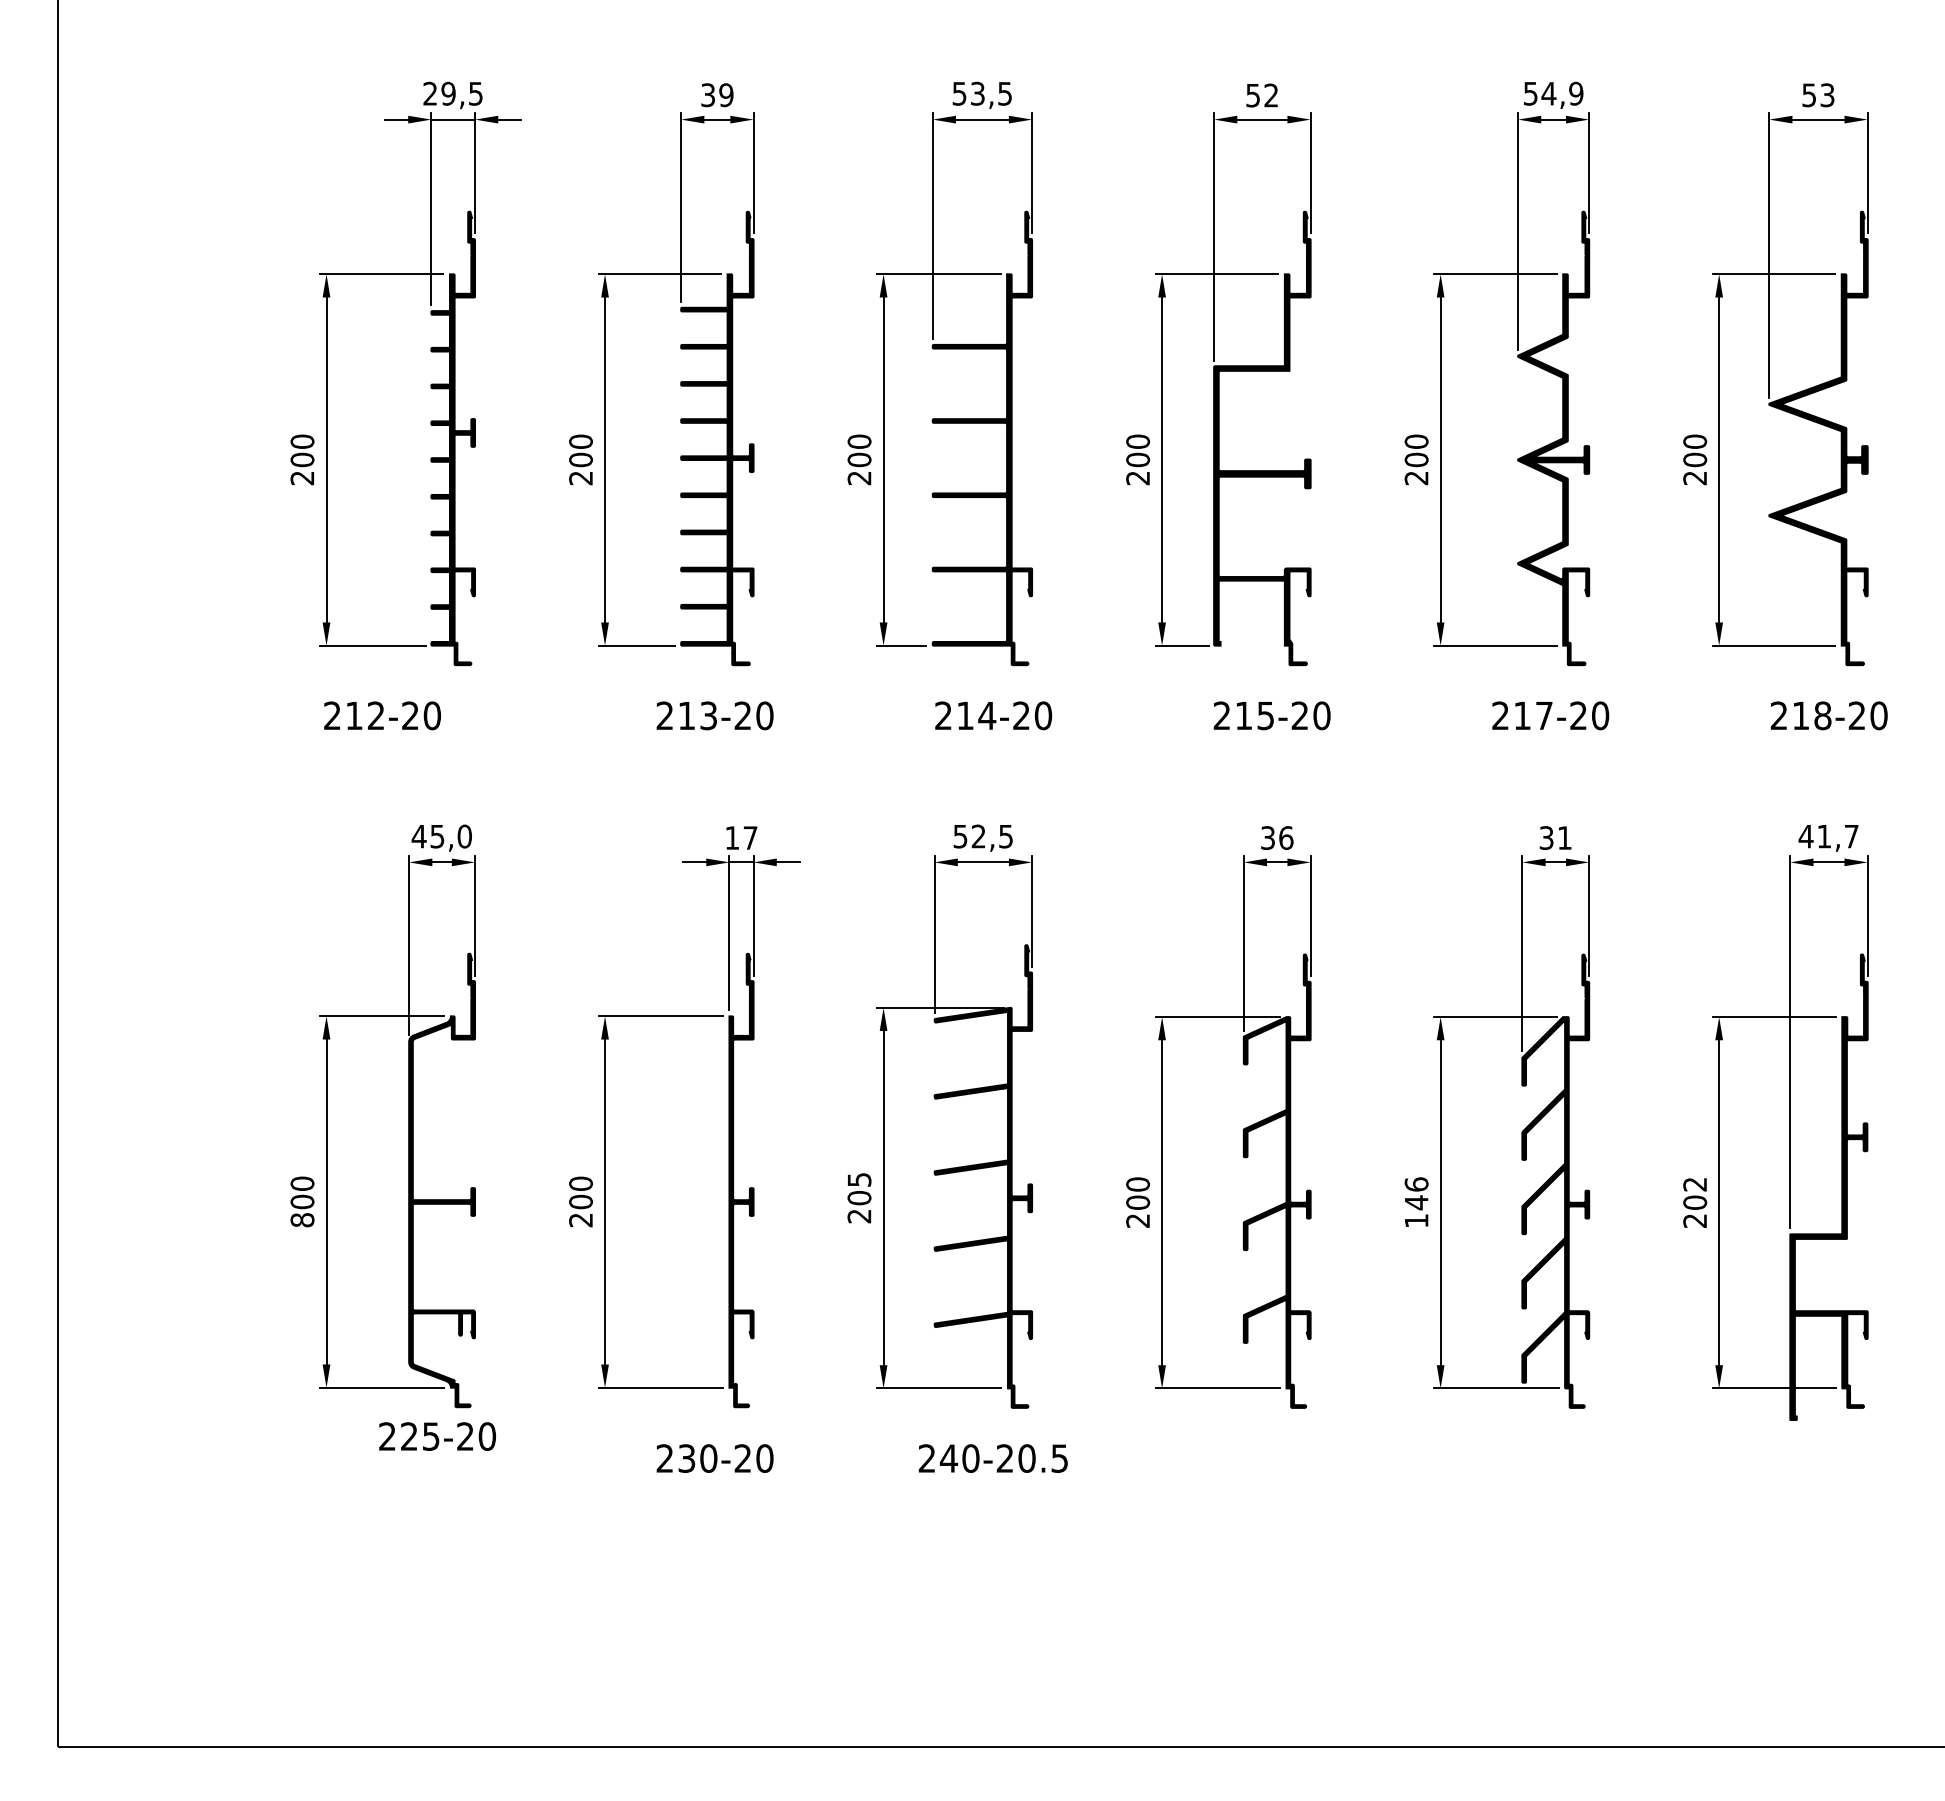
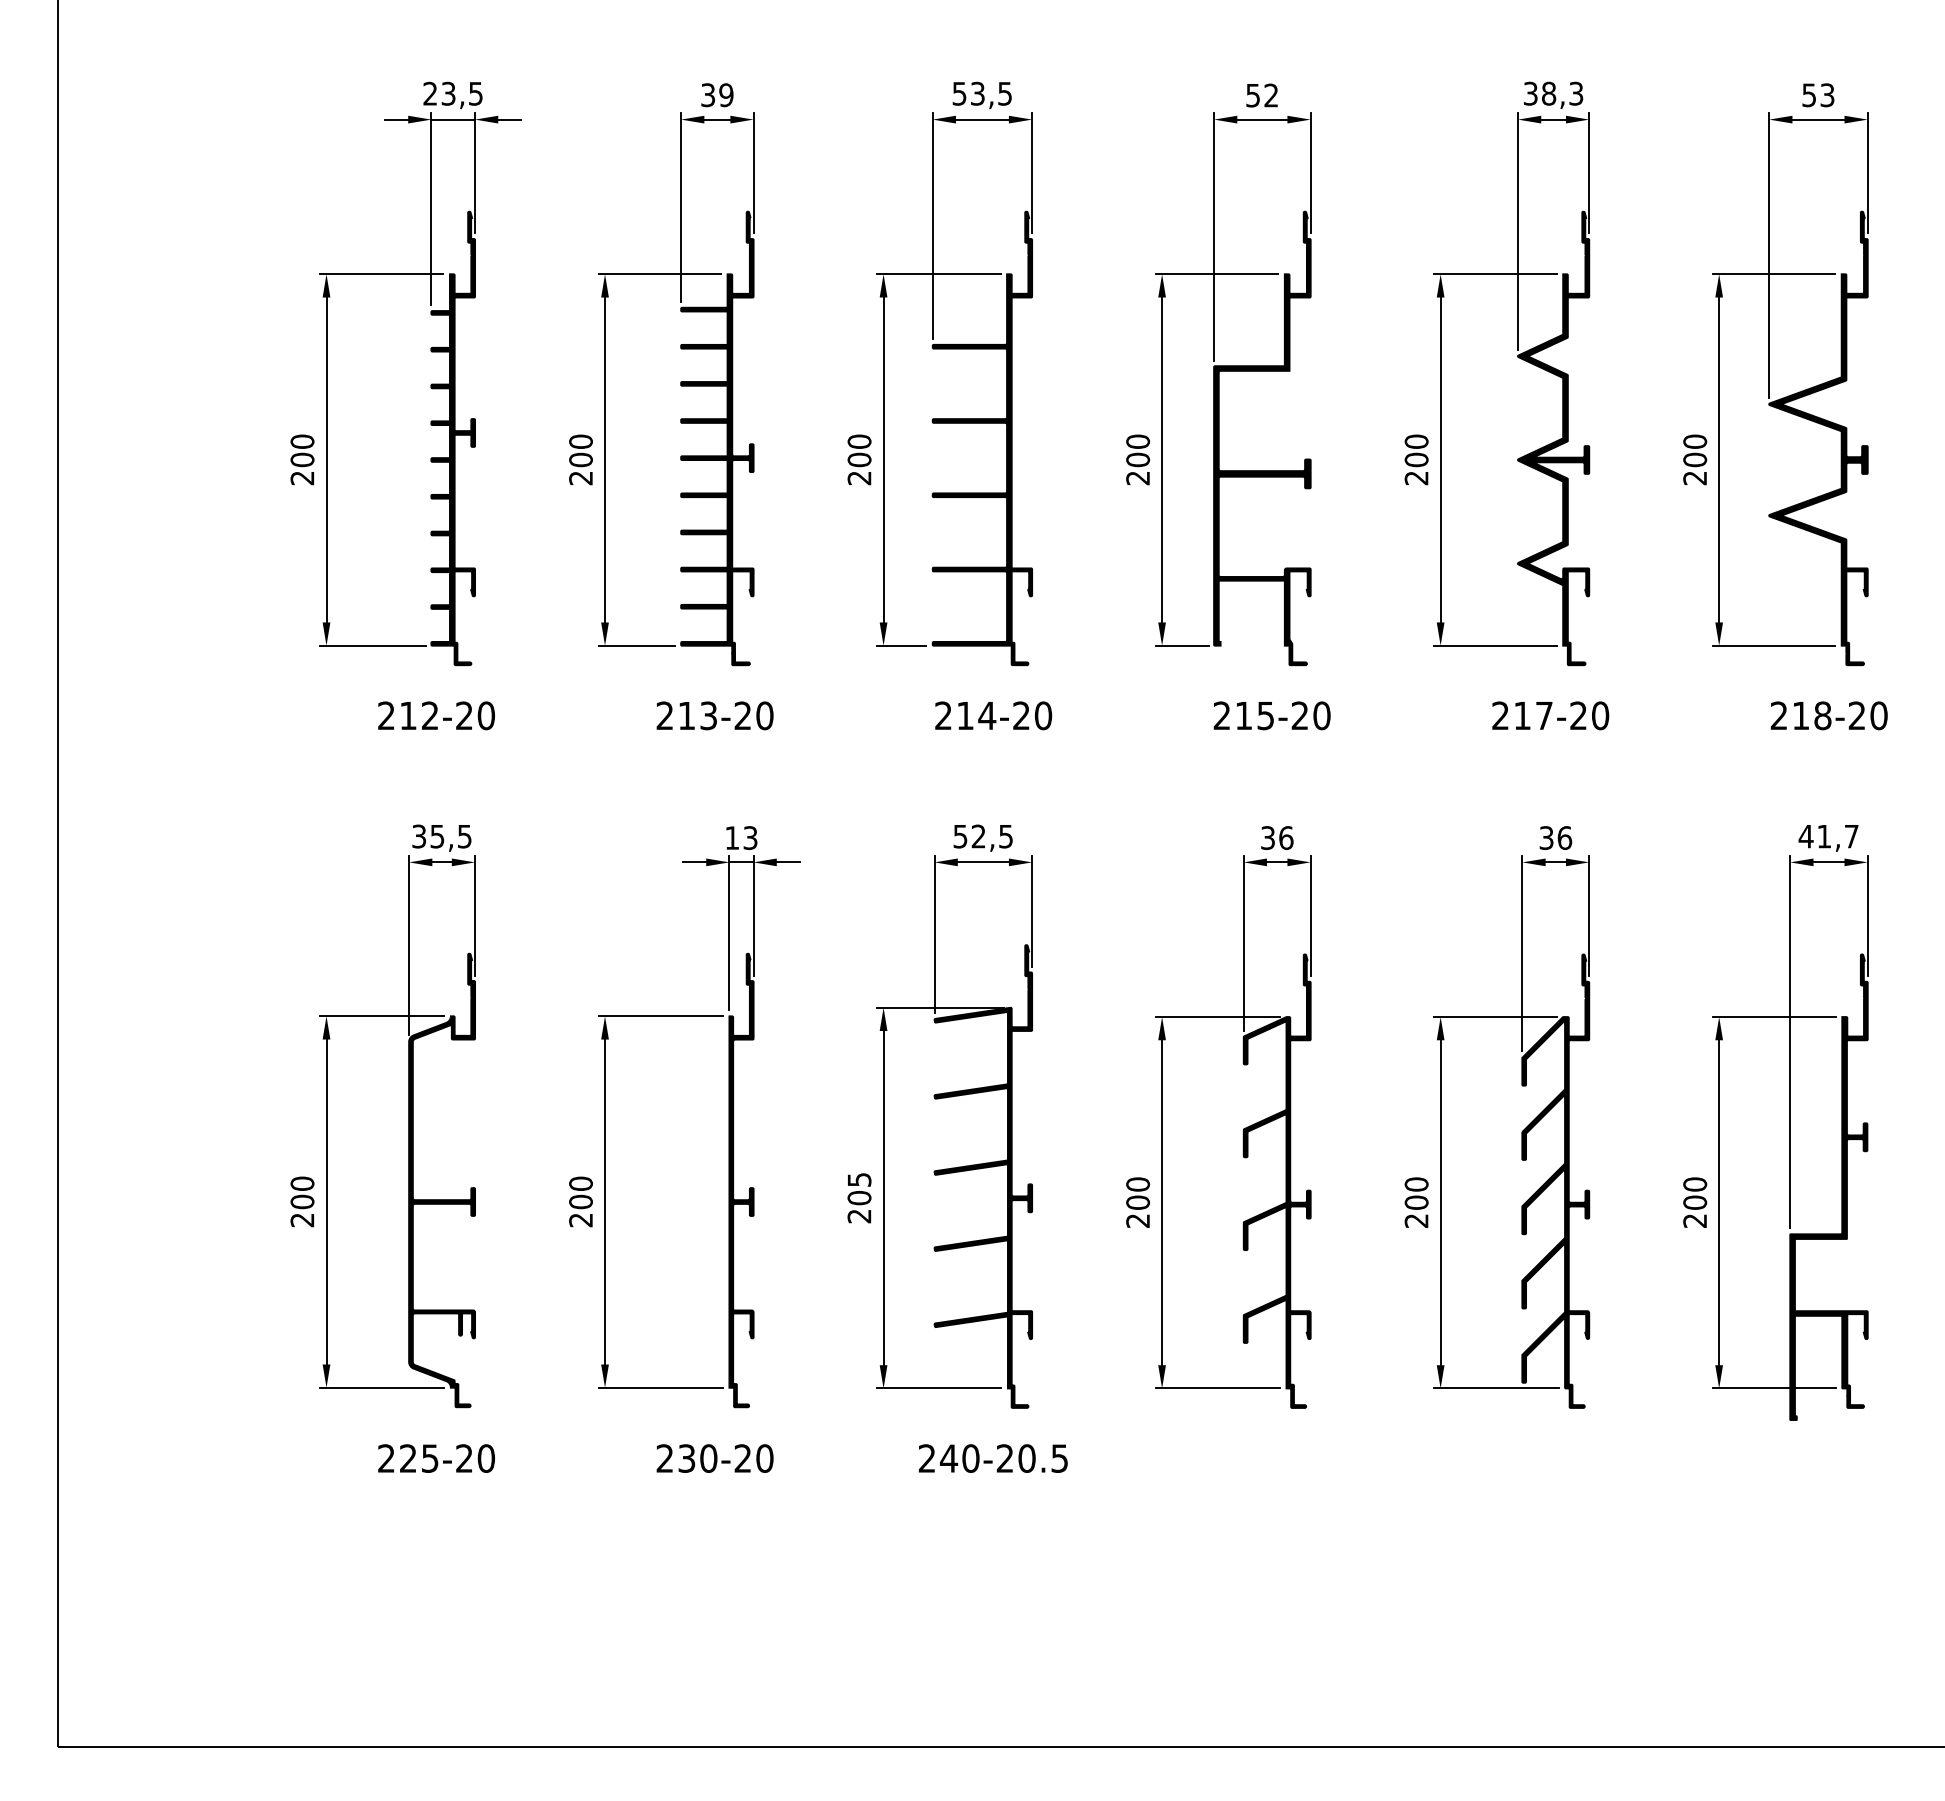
text: 29,5 -> 23,5 (448, 93)
text: 54,9 -> 38,3 (1553, 93)
text position: (382, 715) -> (436, 715) (436, 715)
text: 45,0 -> 35,5 (441, 836)
text: 31 -> 36 (1564, 837)
text: 17 -> 13 (750, 838)
text: 202 -> 200 (1695, 1184)
text: 146 -> 200 (1416, 1202)
text: 800 -> 200 (302, 1220)
text position: (437, 1436) -> (436, 1458) (436, 1458)
